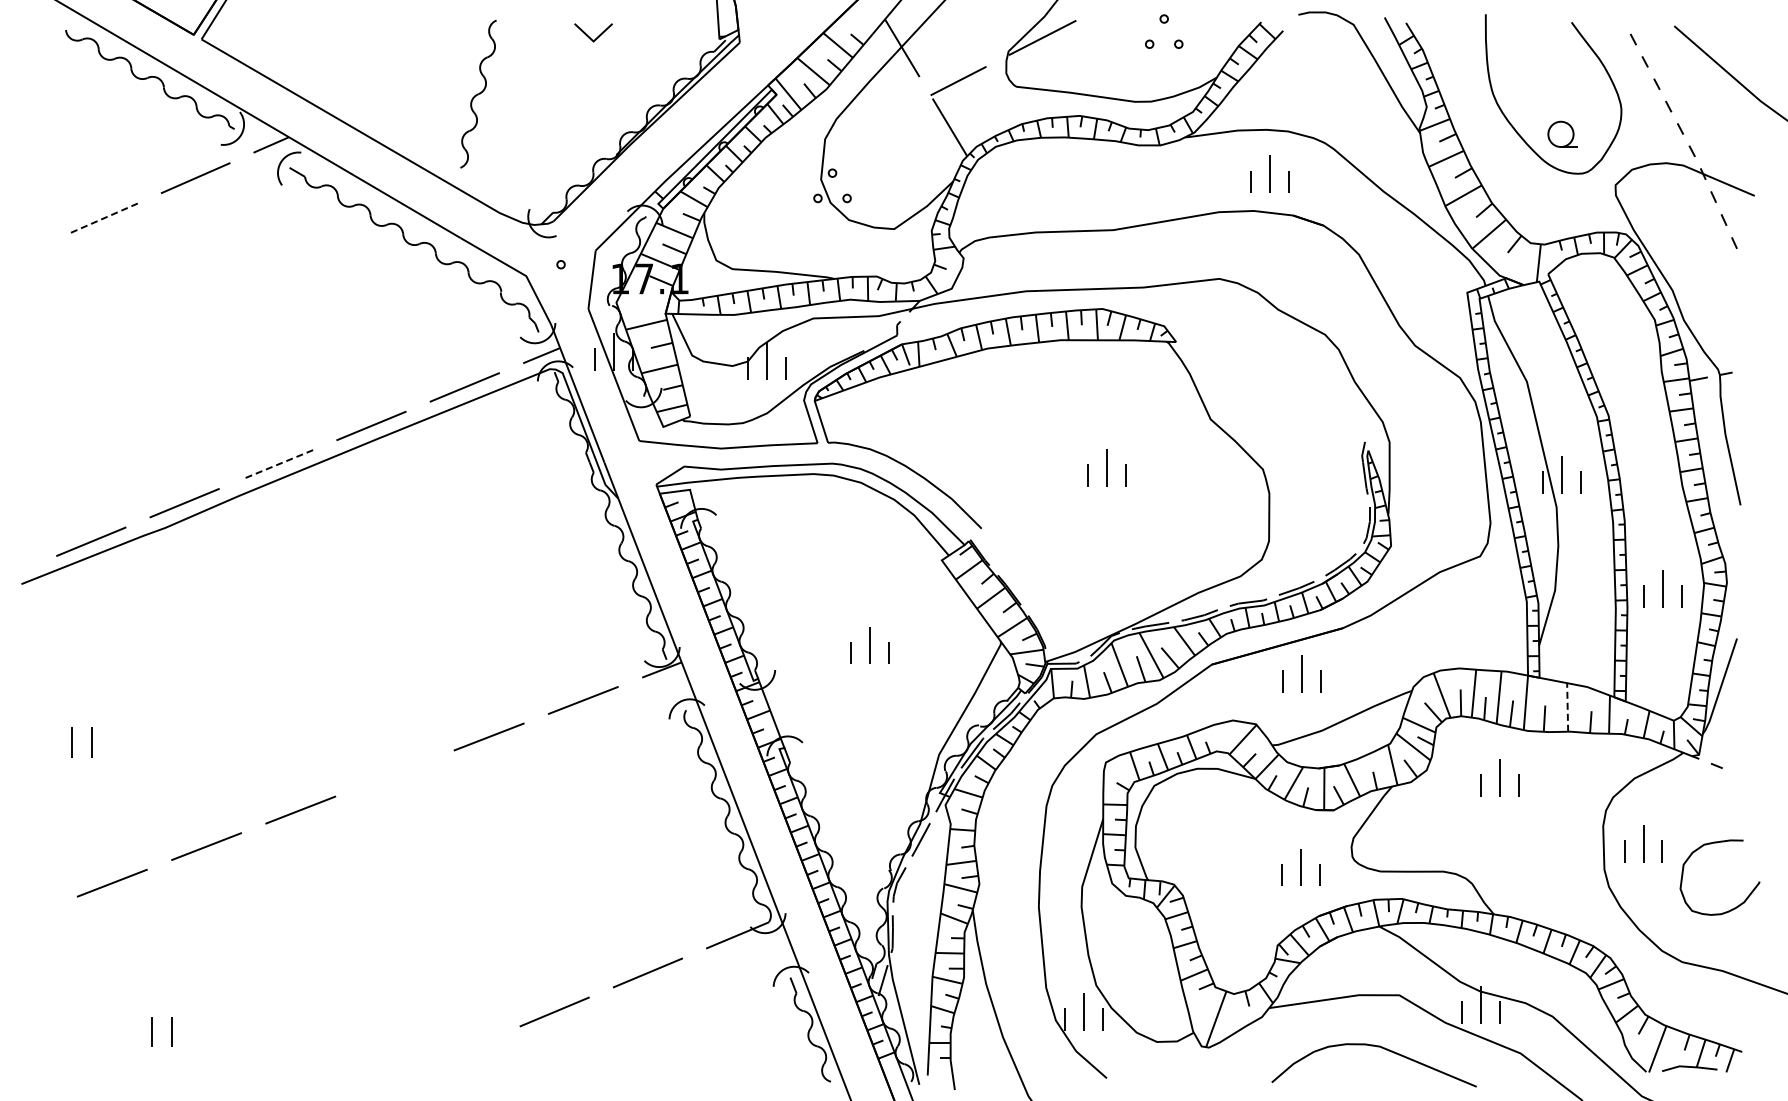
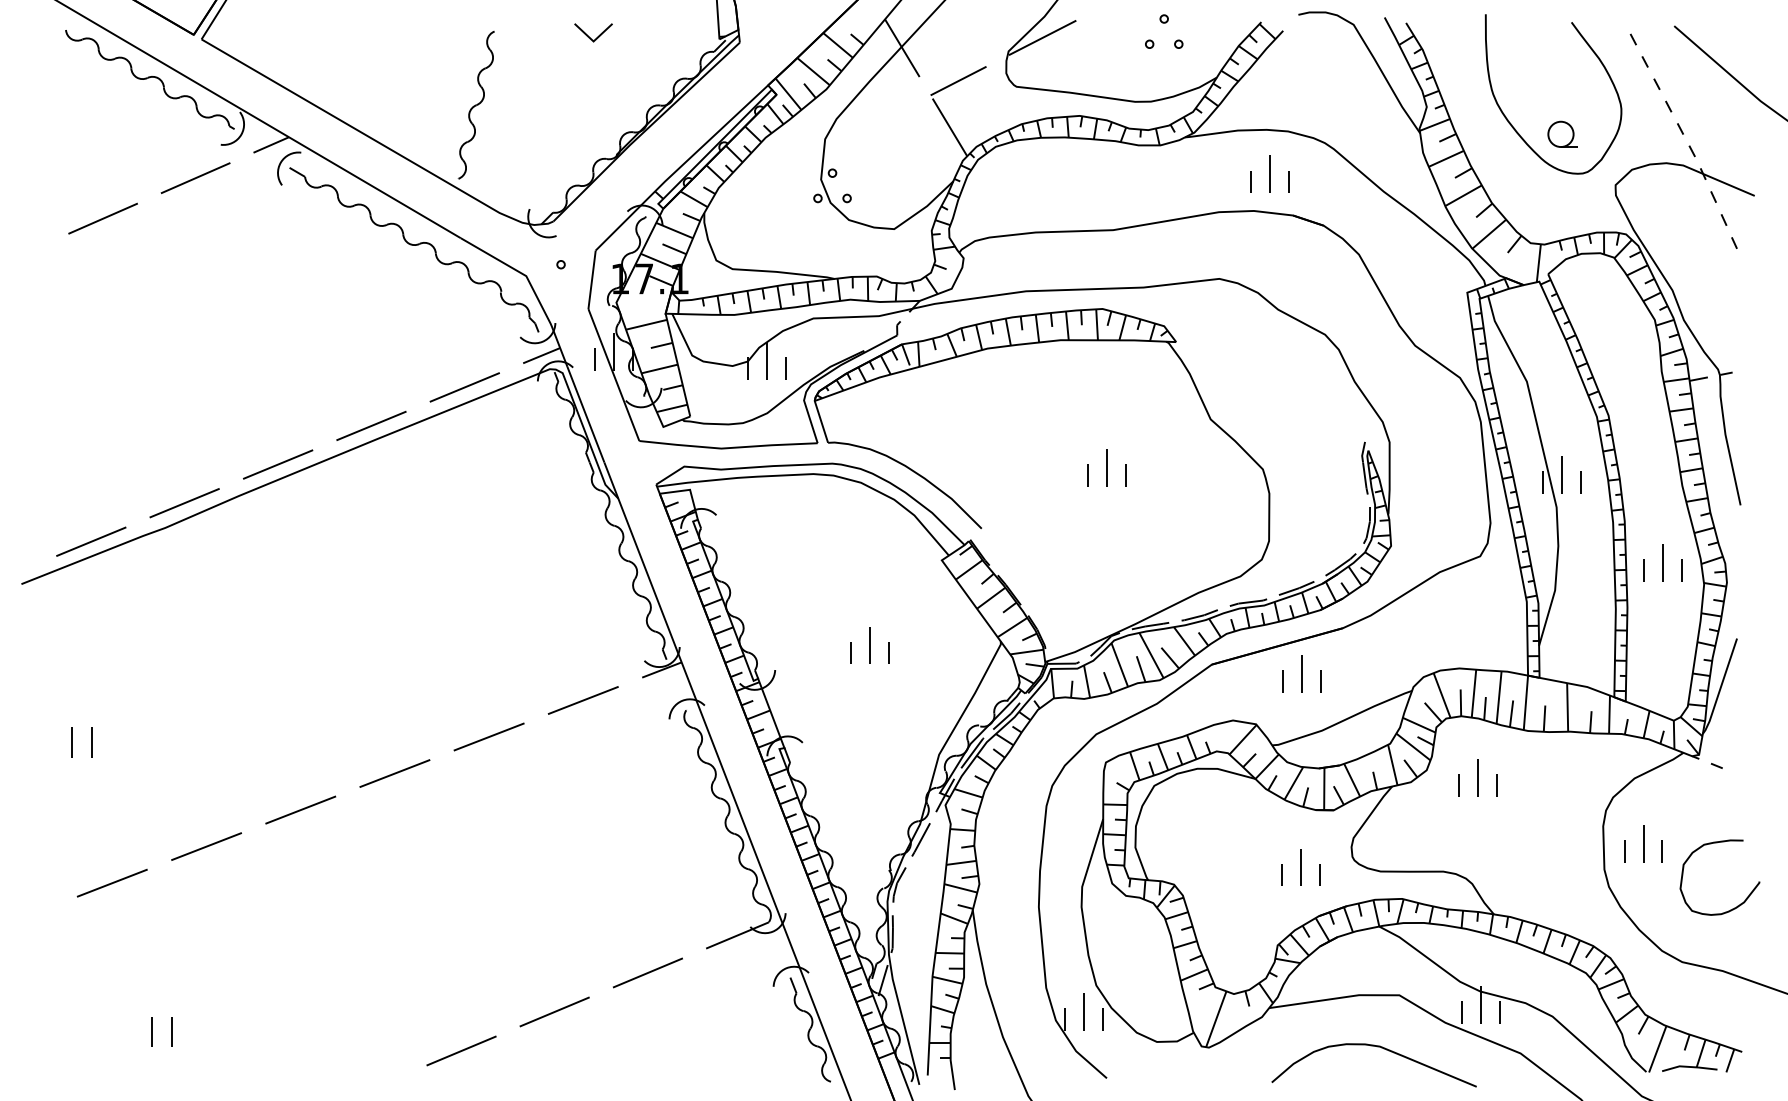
part position: (477, 94) -> (475, 105) (475, 105)
line: dashed -> solid (103, 218)
line: dashed -> solid (278, 464)
part position: (1662, 588) -> (1662, 562) (1662, 562)
line: dashed -> solid (1567, 706)
line: none -> present (394, 773)
part position: (1499, 777) -> (1477, 777) (1477, 777)
line: none -> present (461, 1050)
